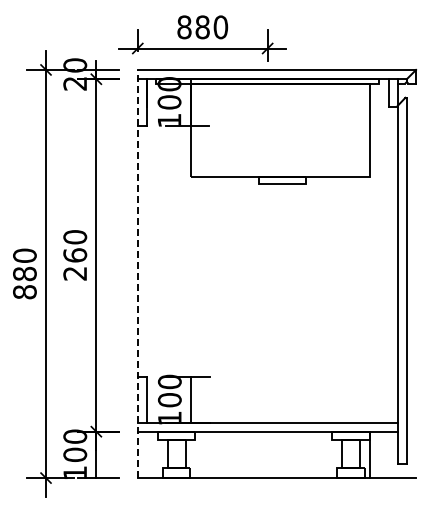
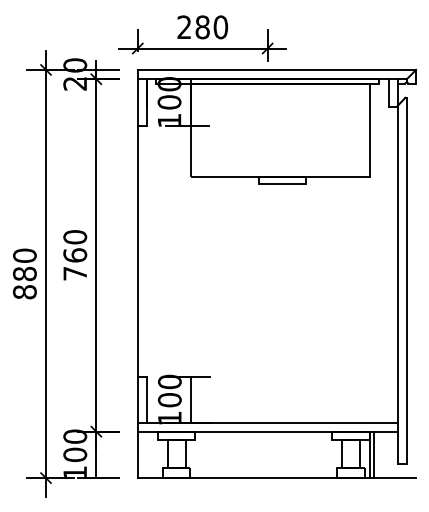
text: 880 -> 280 (184, 27)
text: 260 -> 760 (74, 273)
line: dashed -> solid (137, 273)
line: none -> present (374, 454)
